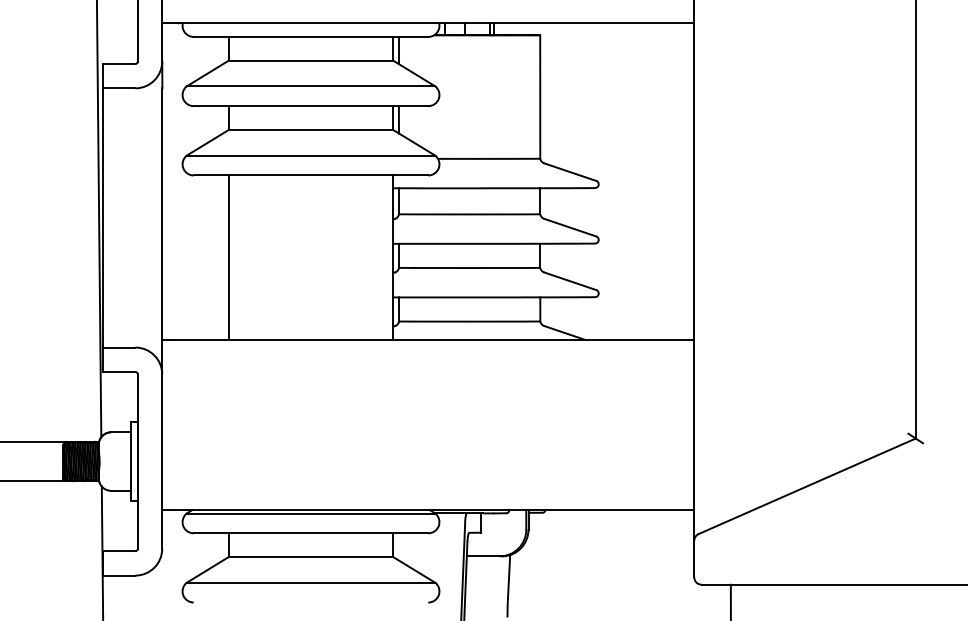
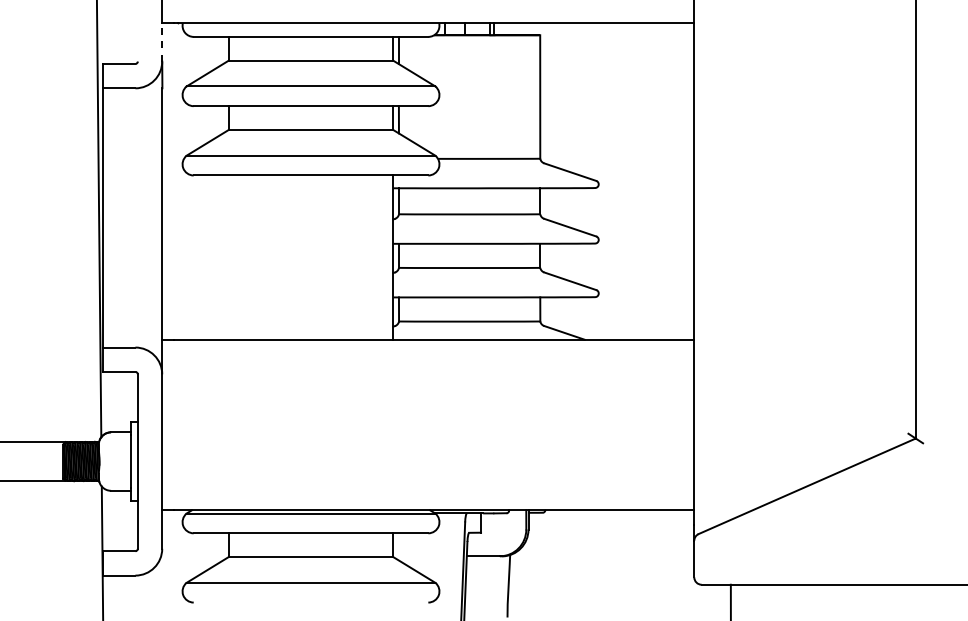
line: present -> none (137, 31)
line: solid -> dashed (162, 41)
line: present -> none (228, 257)
